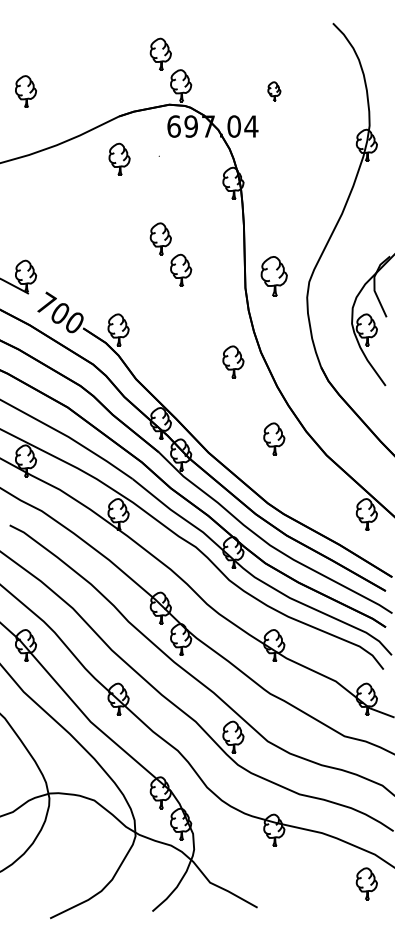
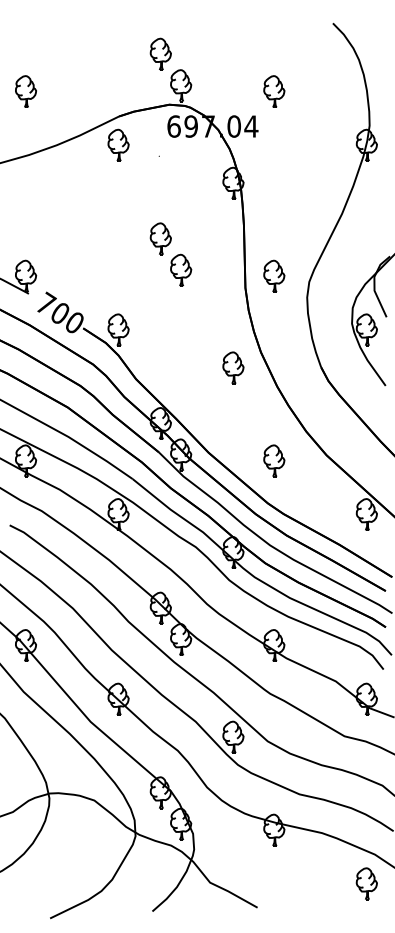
part size: 15x21 px -> 23x33 px (274, 91)
part position: (119, 158) -> (118, 144) (118, 144)
part size: 28x41 px -> 23x34 px (274, 275)
part position: (233, 361) -> (233, 367) (233, 367)
part position: (274, 438) -> (274, 460) (274, 460)
